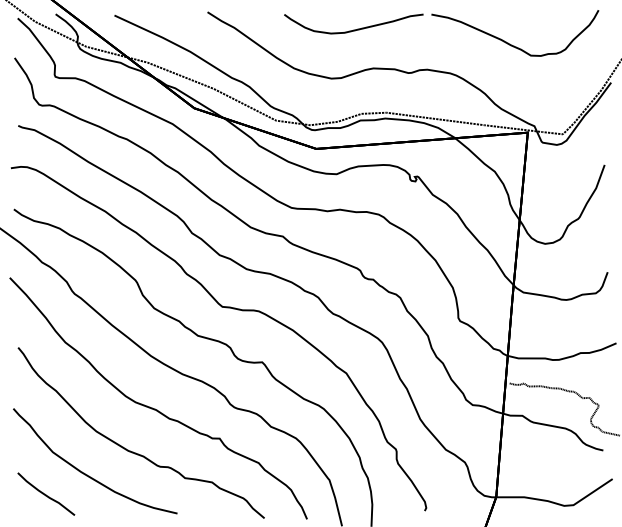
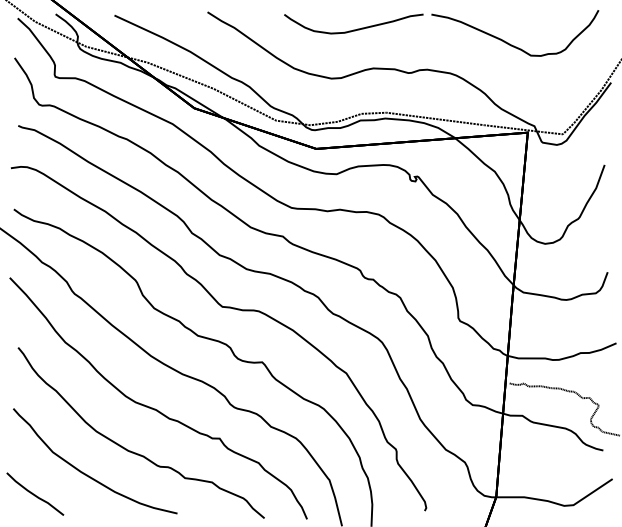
part position: (46, 493) -> (35, 493) (35, 493)
